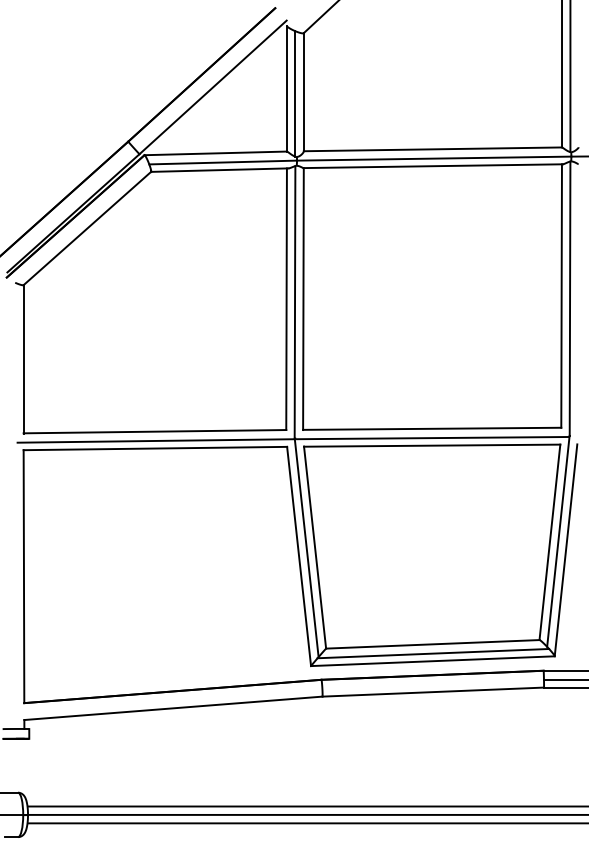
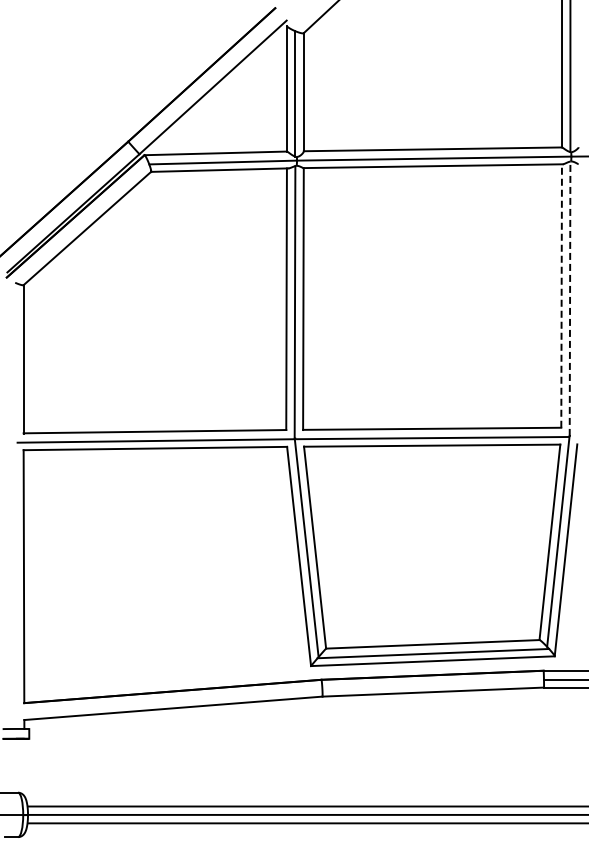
line: solid -> dashed (561, 296)
line: solid -> dashed (570, 298)
